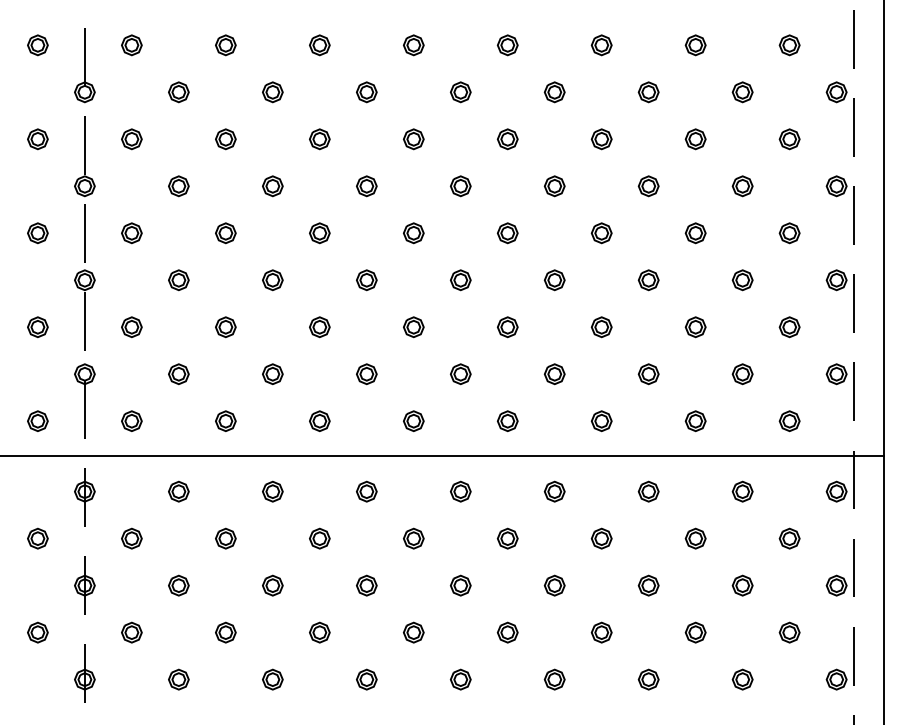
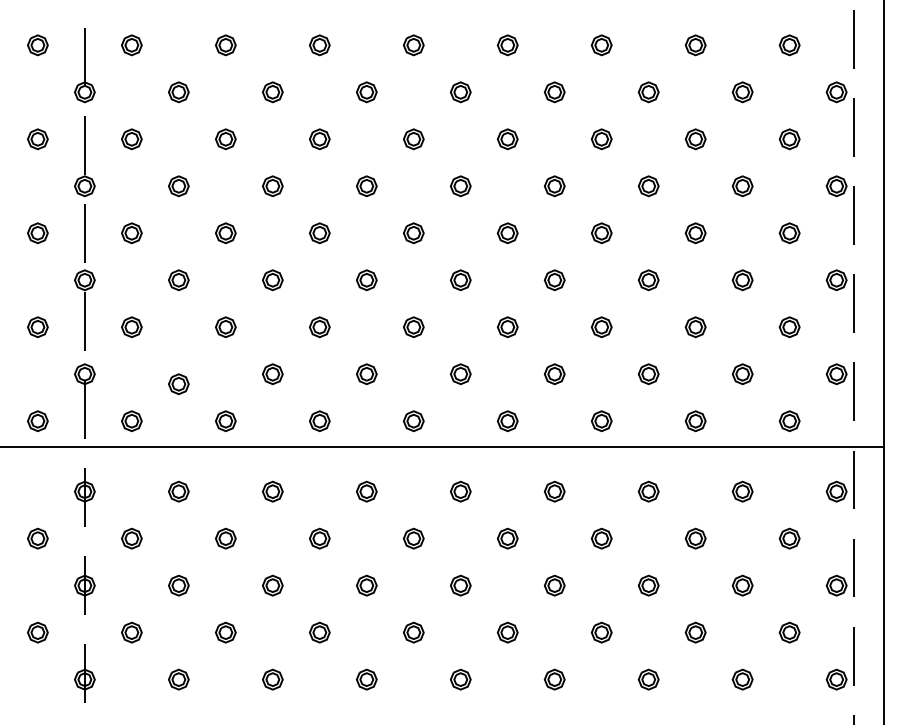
part position: (178, 373) -> (178, 383) (178, 383)
line position: (442, 456) -> (442, 447) (442, 447)
